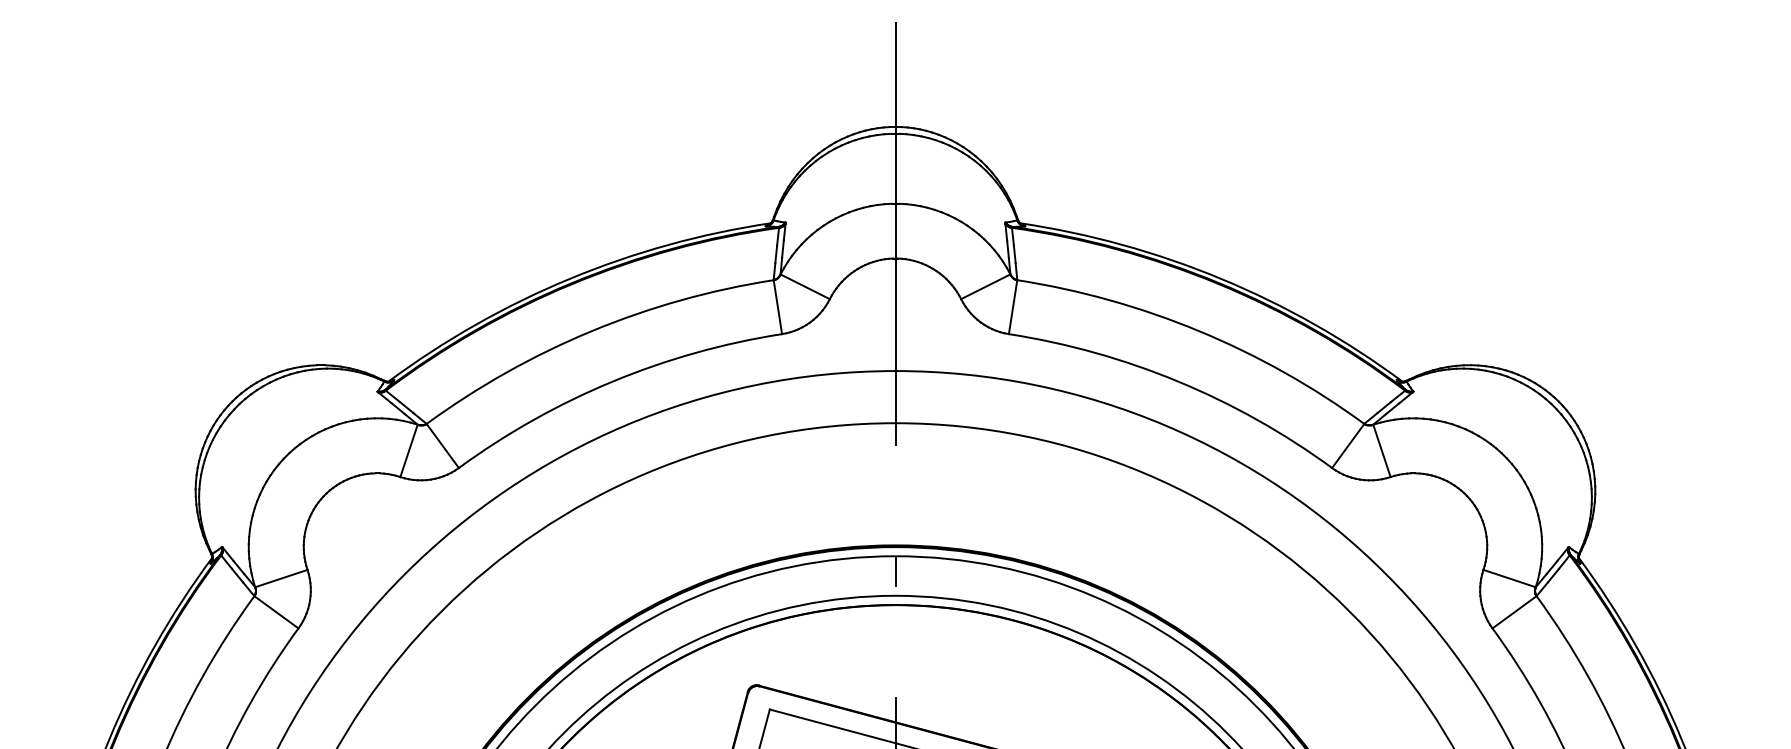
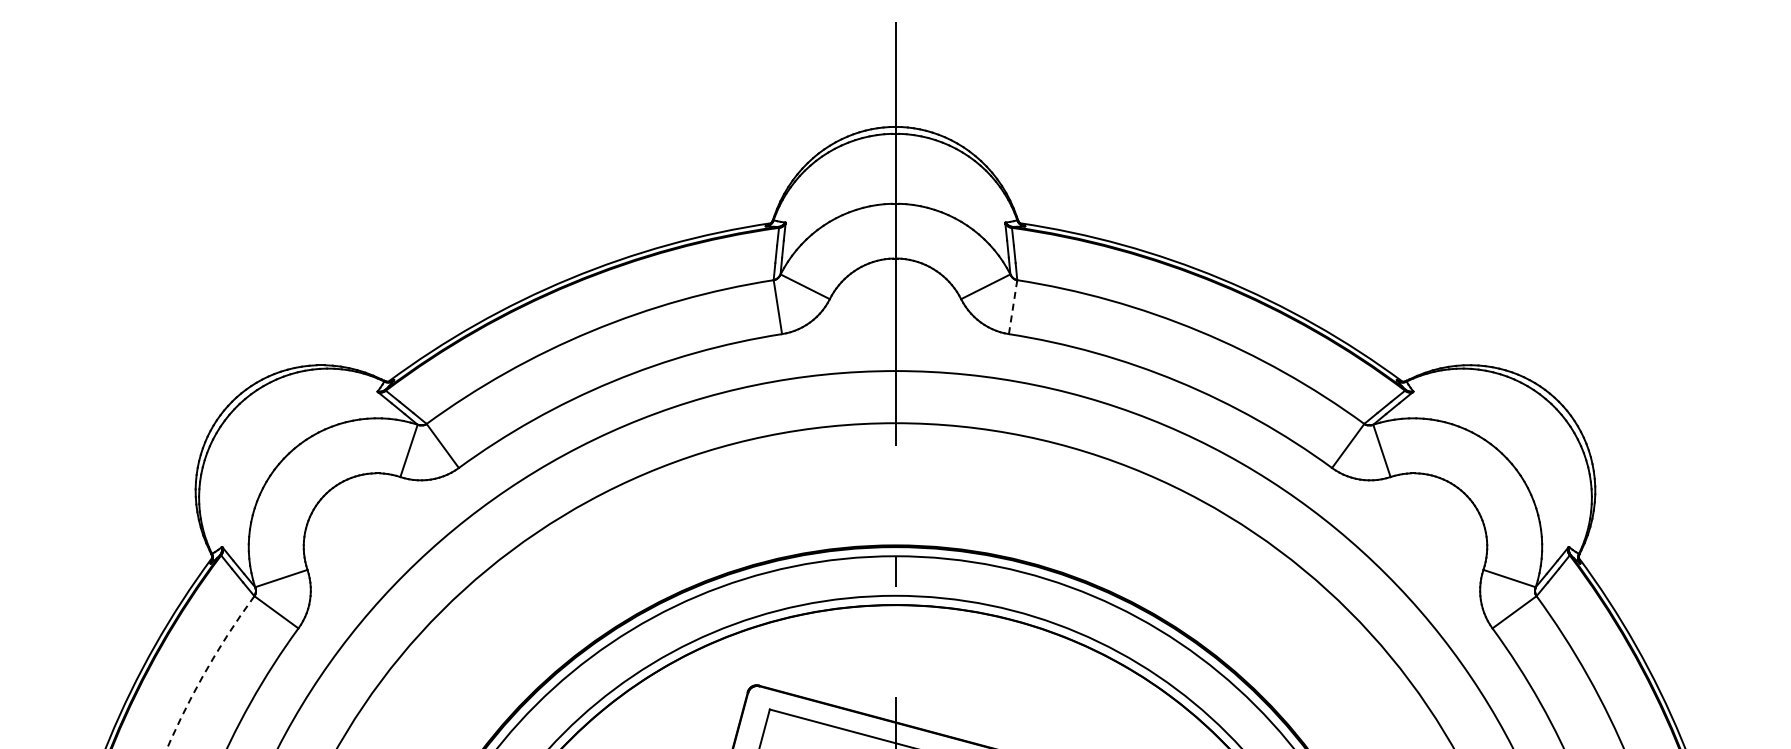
line: solid -> dashed (1013, 307)
arc: solid -> dashed (206, 670)
